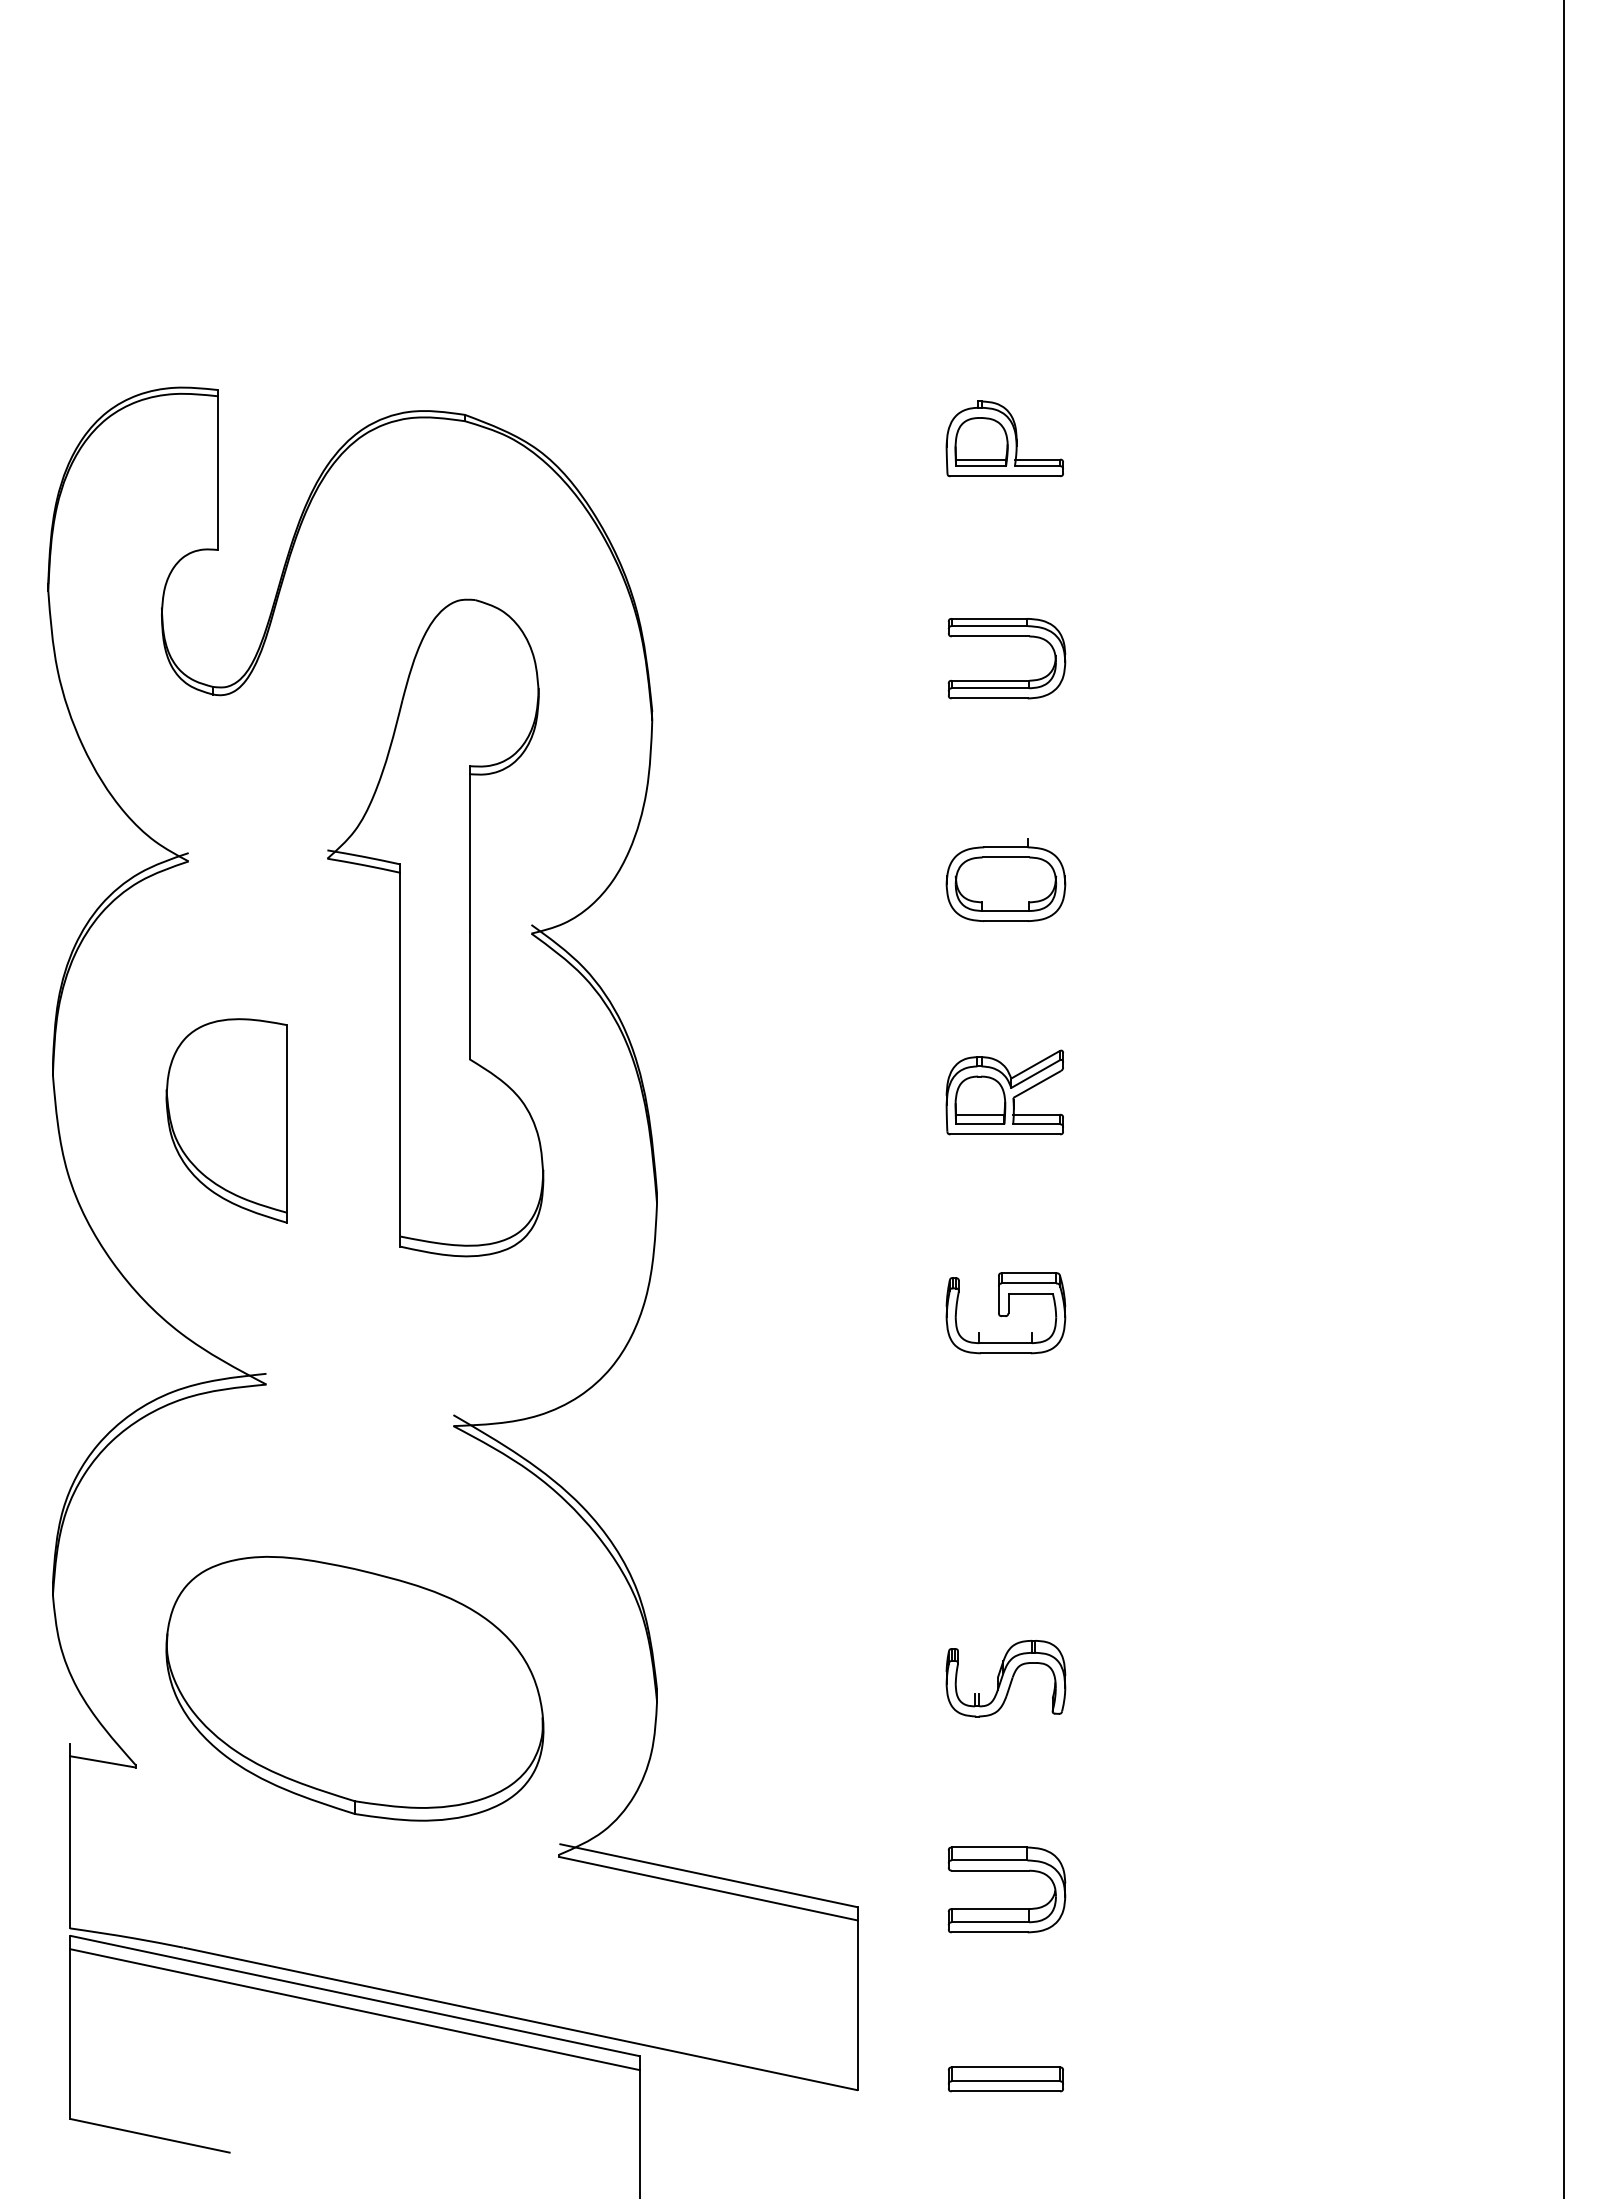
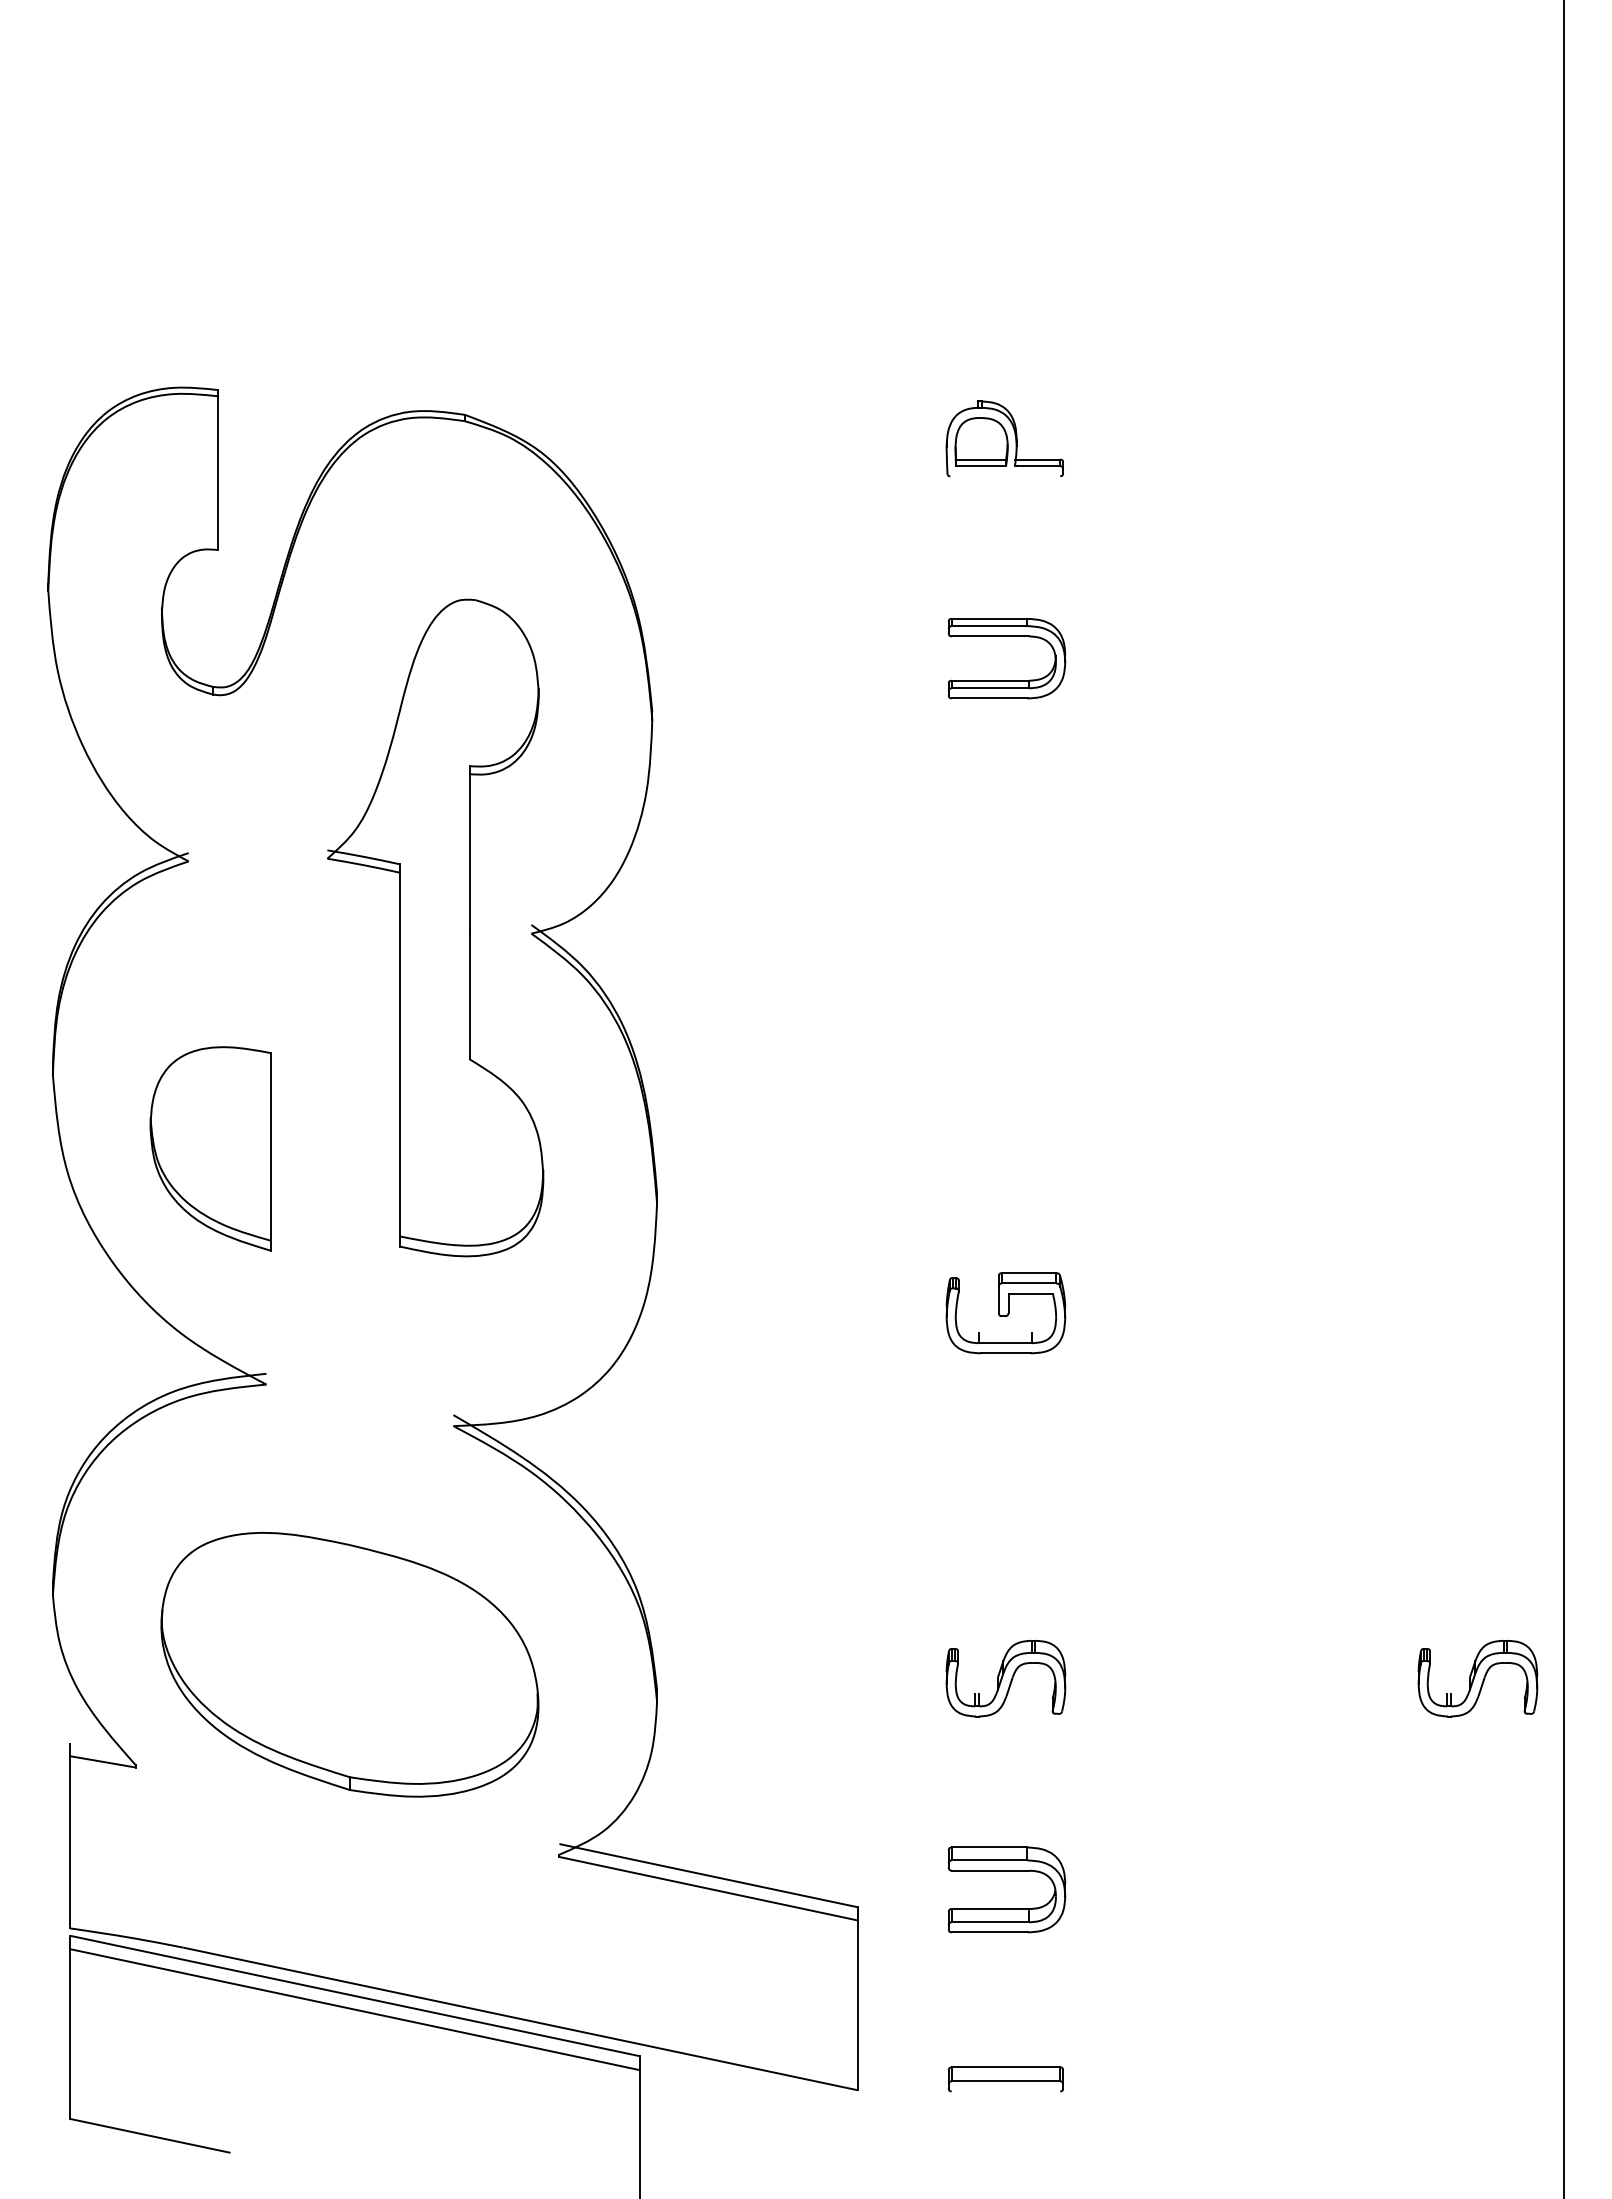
line: present -> none (1005, 476)
part: present -> none (1005, 879)
part: present -> none (1004, 1092)
part position: (226, 1120) -> (210, 1148) (210, 1148)
part: none -> present (1477, 1678)
part position: (354, 1688) -> (349, 1664) (349, 1664)
line: present -> none (1005, 2091)
